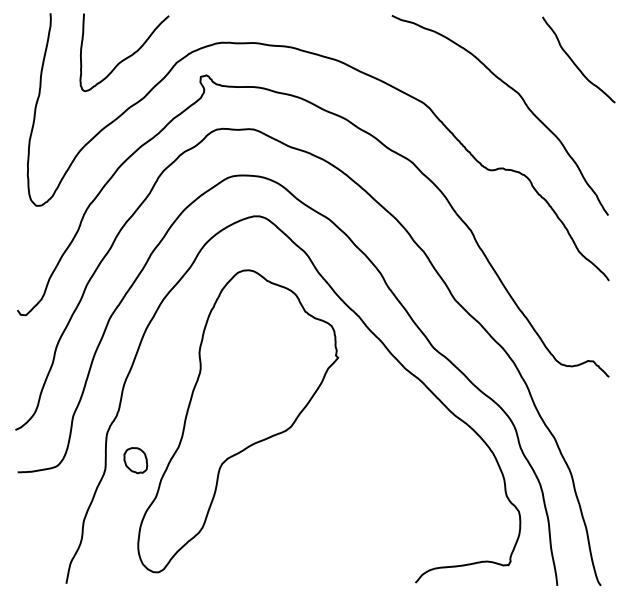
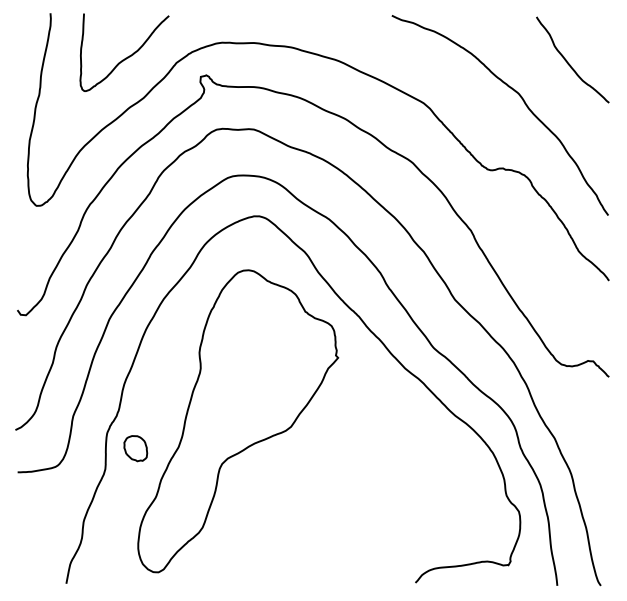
curve position: (574, 62) -> (568, 62) (568, 62)
part position: (135, 460) -> (135, 448) (135, 448)
